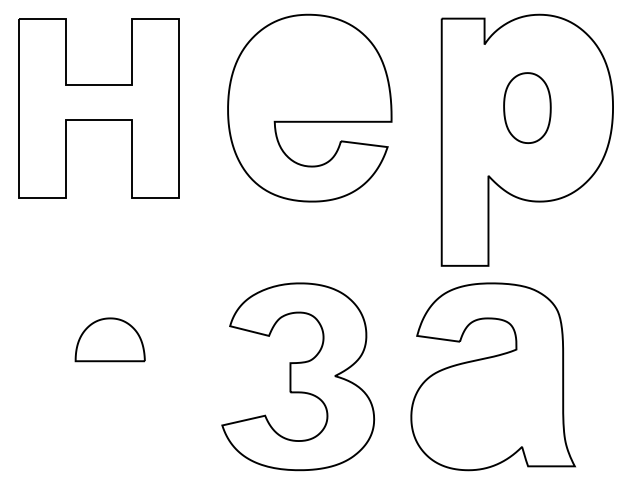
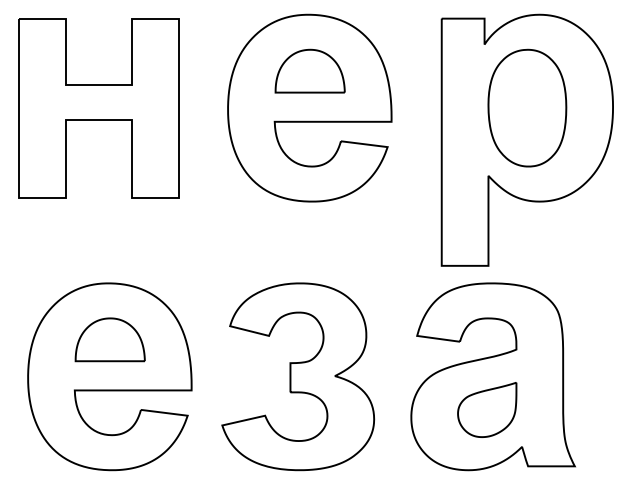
part: none -> present (309, 70)
part size: 49x72 px -> 81x120 px (527, 107)
part: none -> present (109, 376)
part: none -> present (487, 409)
